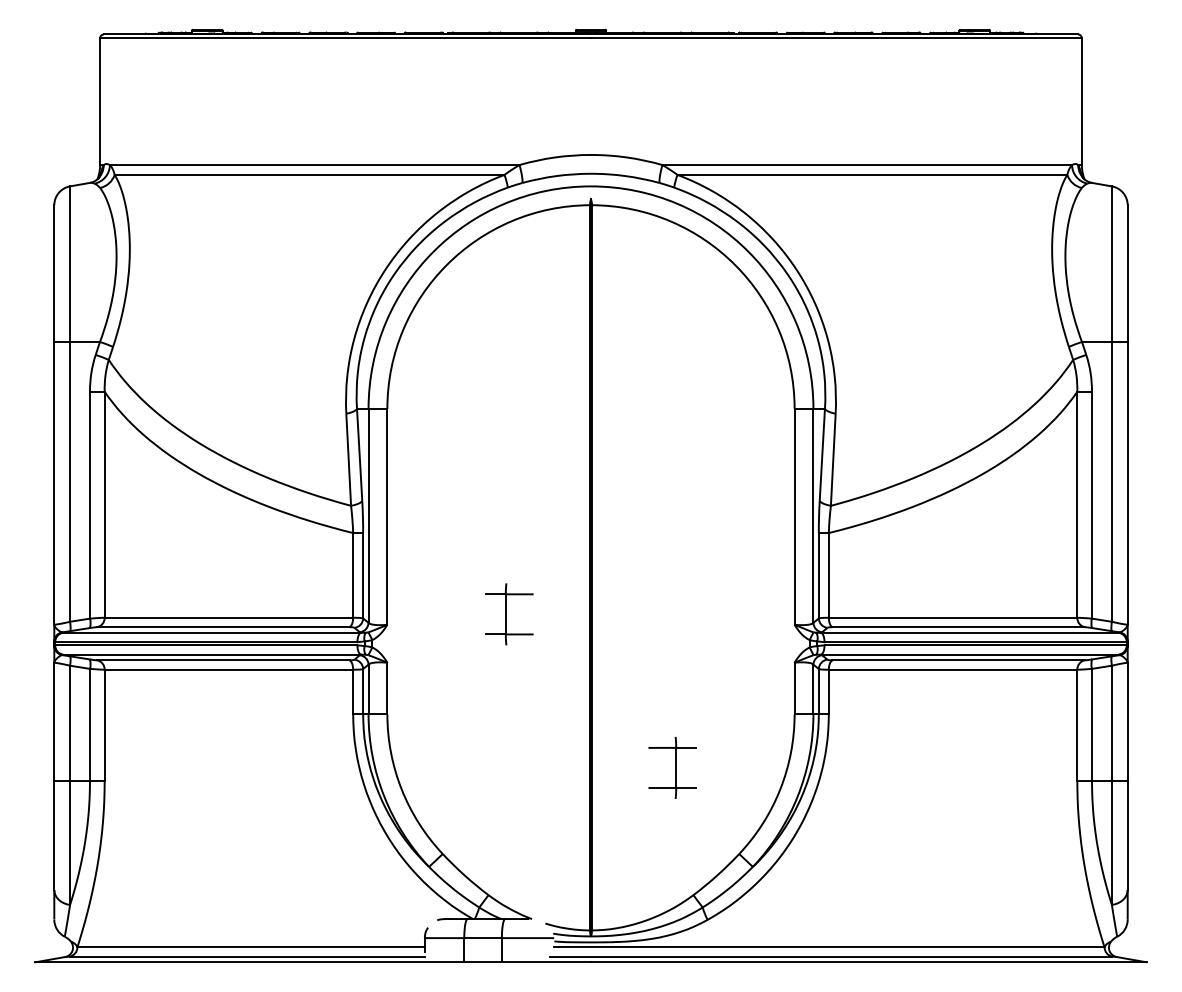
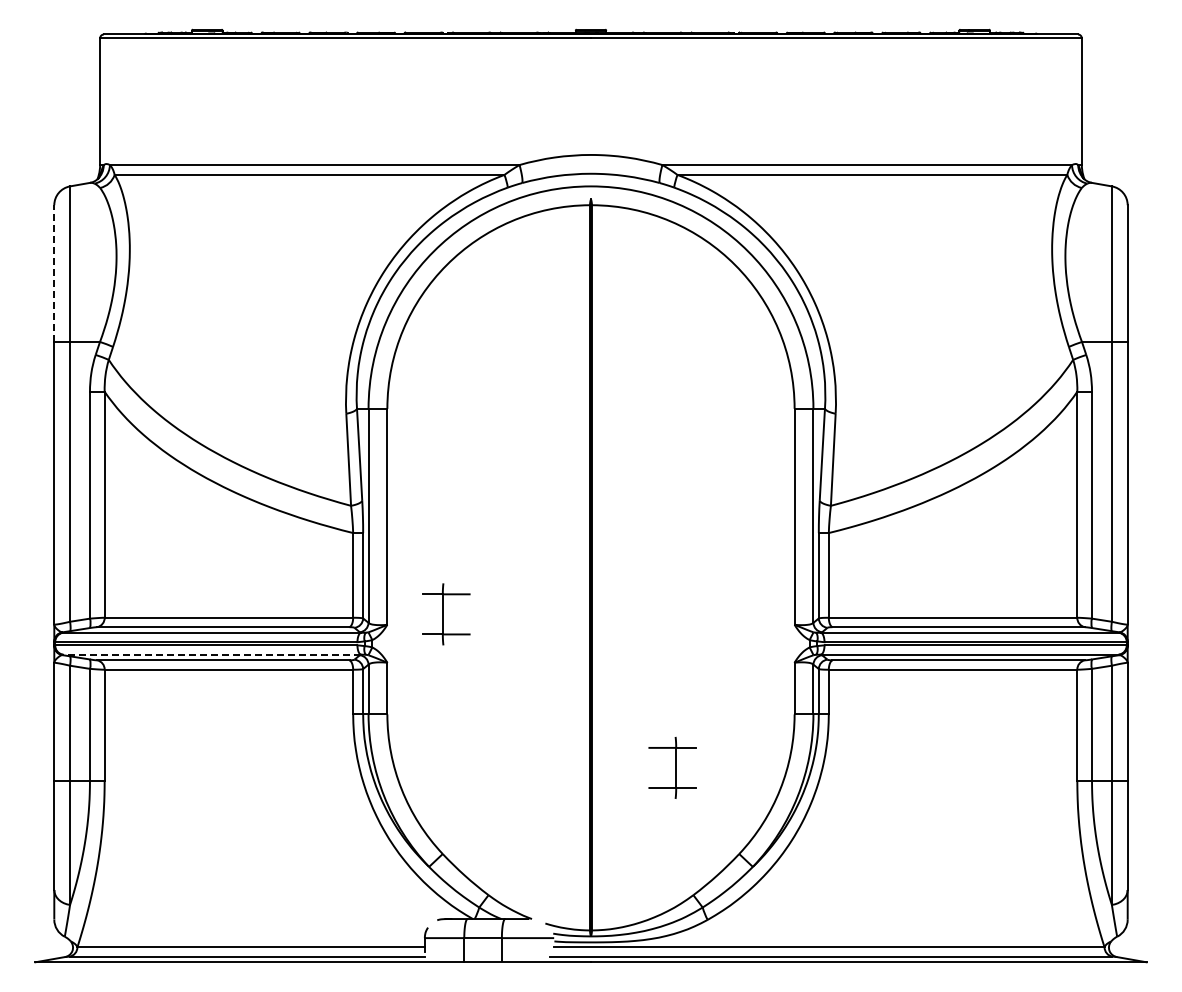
line: solid -> dashed (54, 273)
part position: (509, 614) -> (446, 614) (446, 614)
line: solid -> dashed (211, 654)
